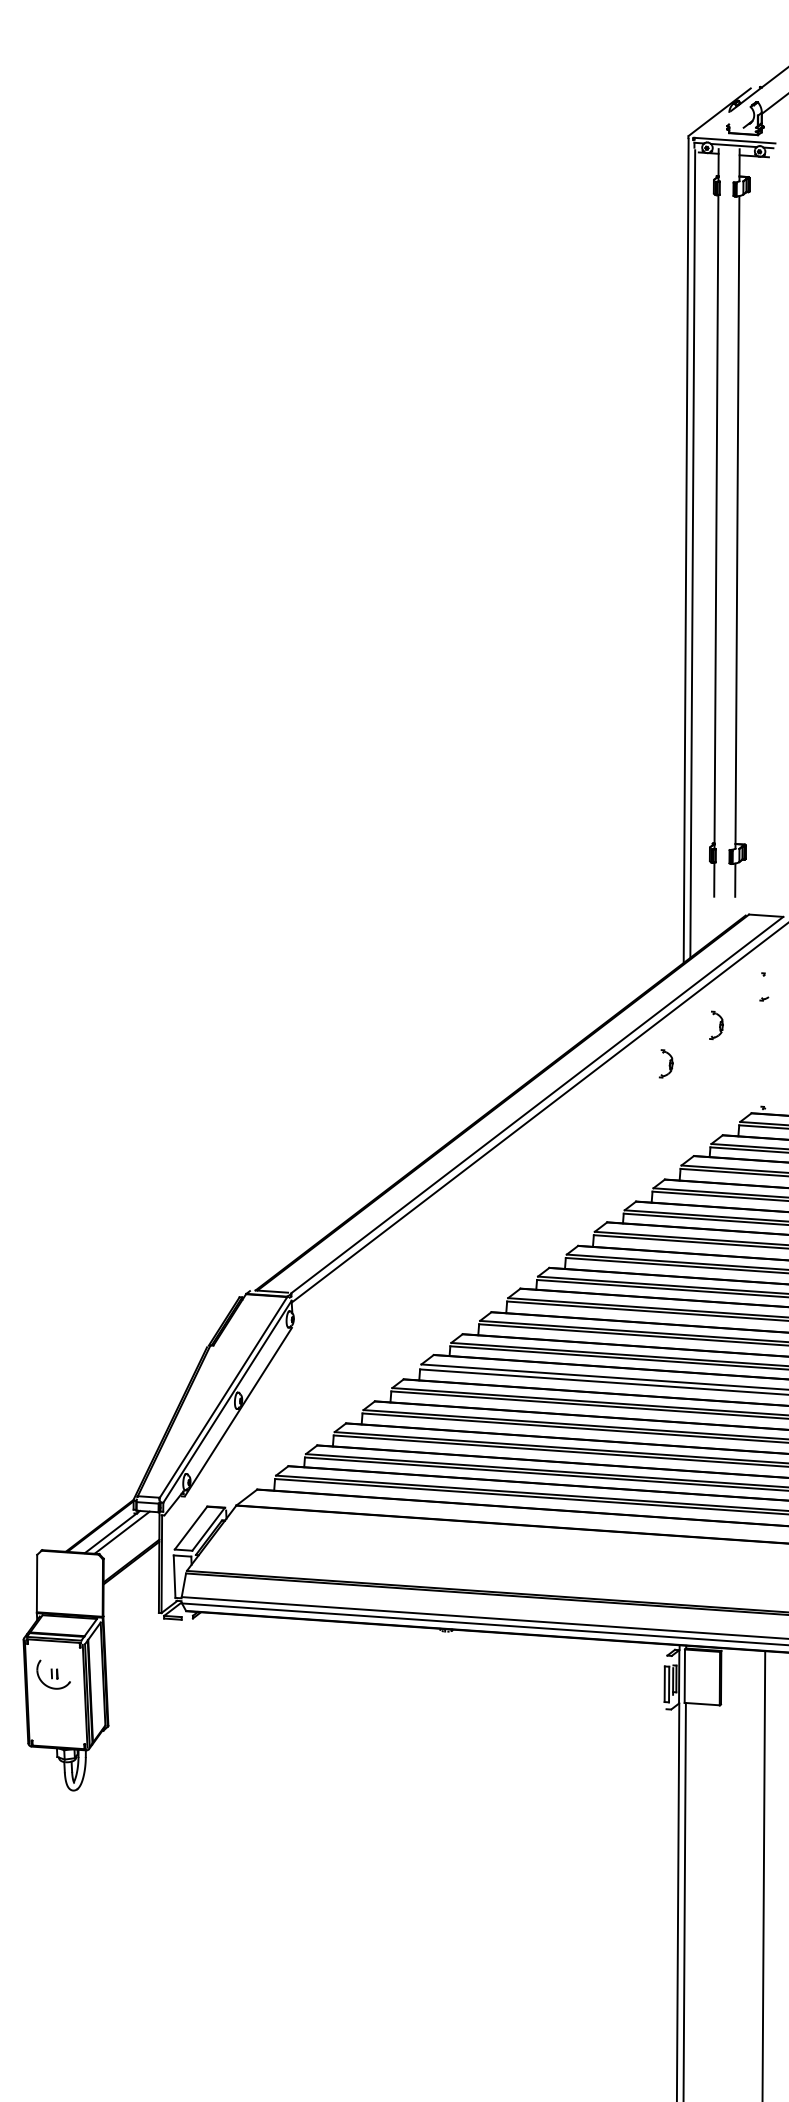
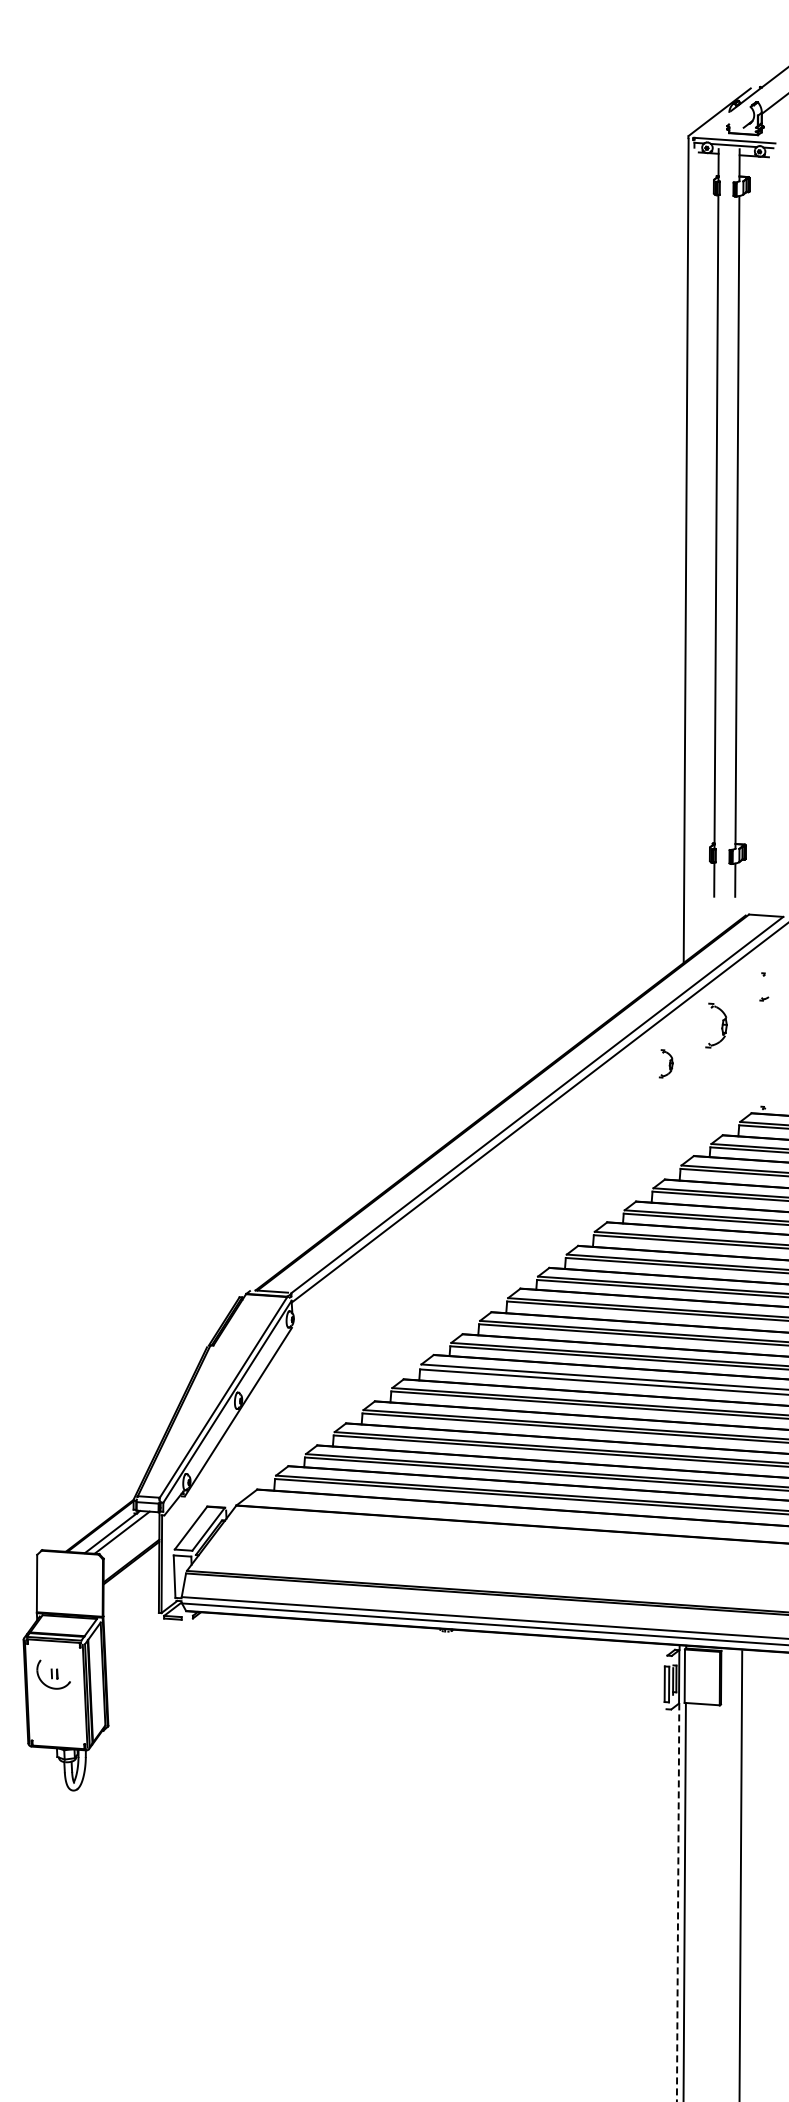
line: present -> none (692, 553)
part size: 15x30 px -> 23x47 px (716, 1025)
line position: (763, 1874) -> (740, 1874) (740, 1874)
line: solid -> dashed (678, 1902)
